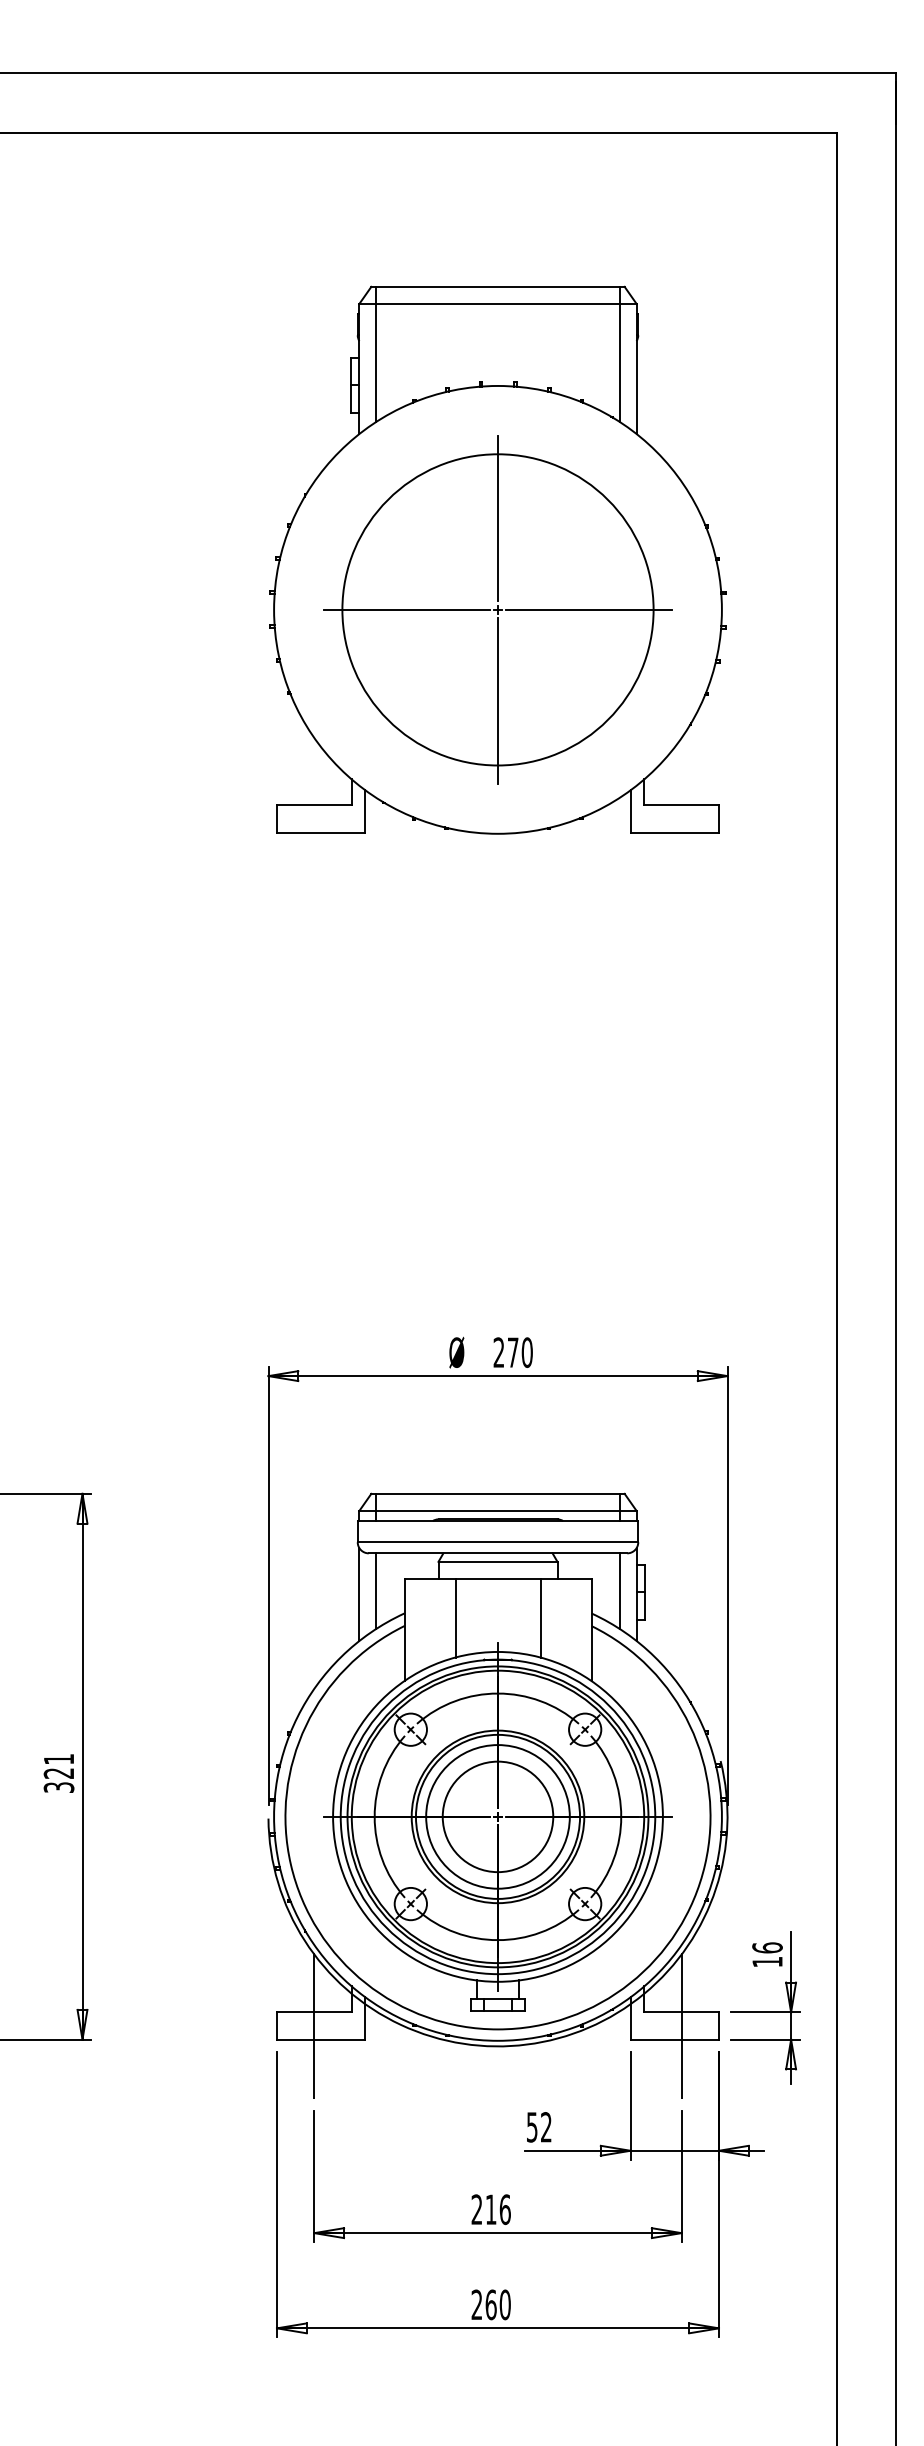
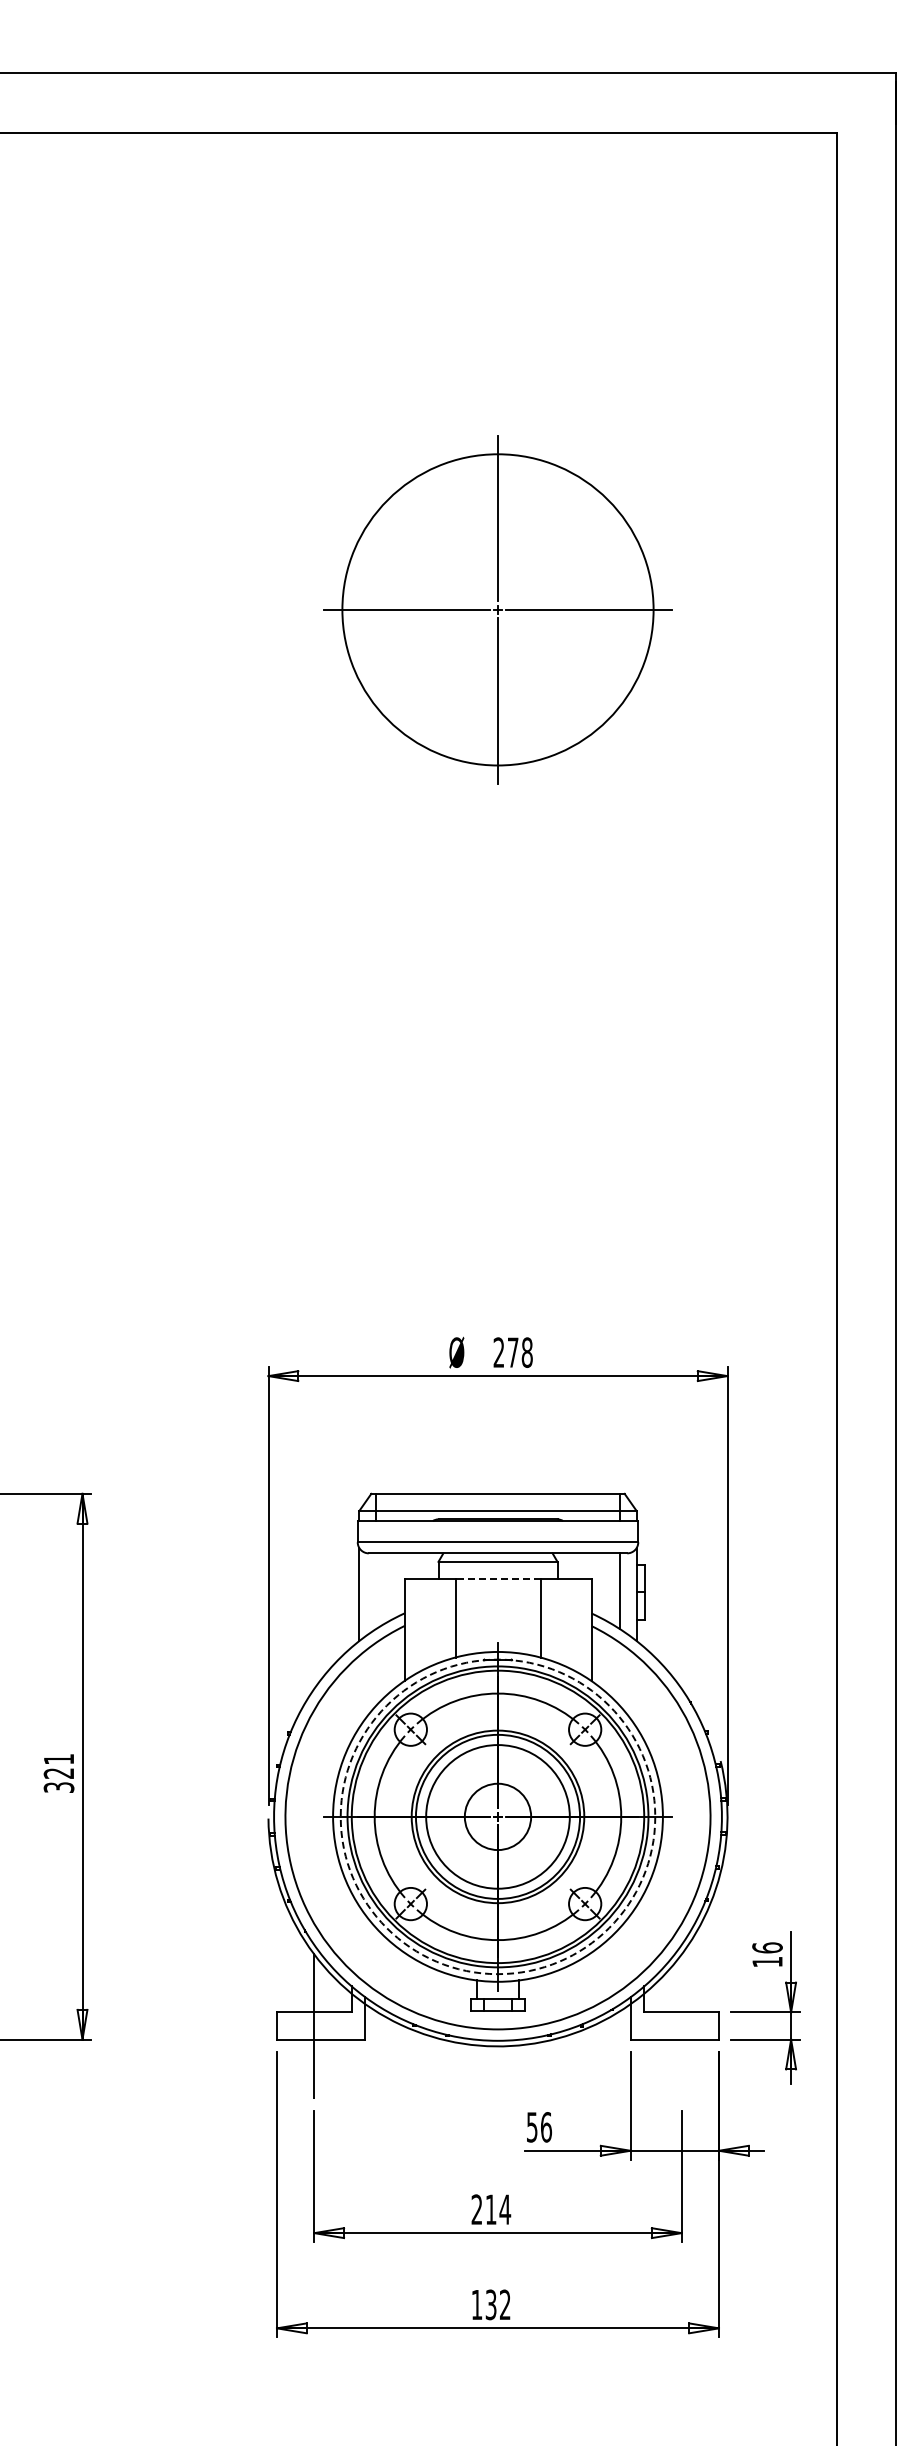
part: present -> none (497, 559)
text: 270 -> 278 (526, 1352)
line: solid -> dashed (498, 1578)
line: present -> none (376, 1590)
circle diameter: 111 px -> 66 px (497, 1816)
circle: solid -> dashed (497, 1816)
line: present -> none (681, 2025)
text: 52 -> 56 (546, 2127)
text: 216 -> 214 (505, 2209)
text: 260 -> 132 (490, 2304)
